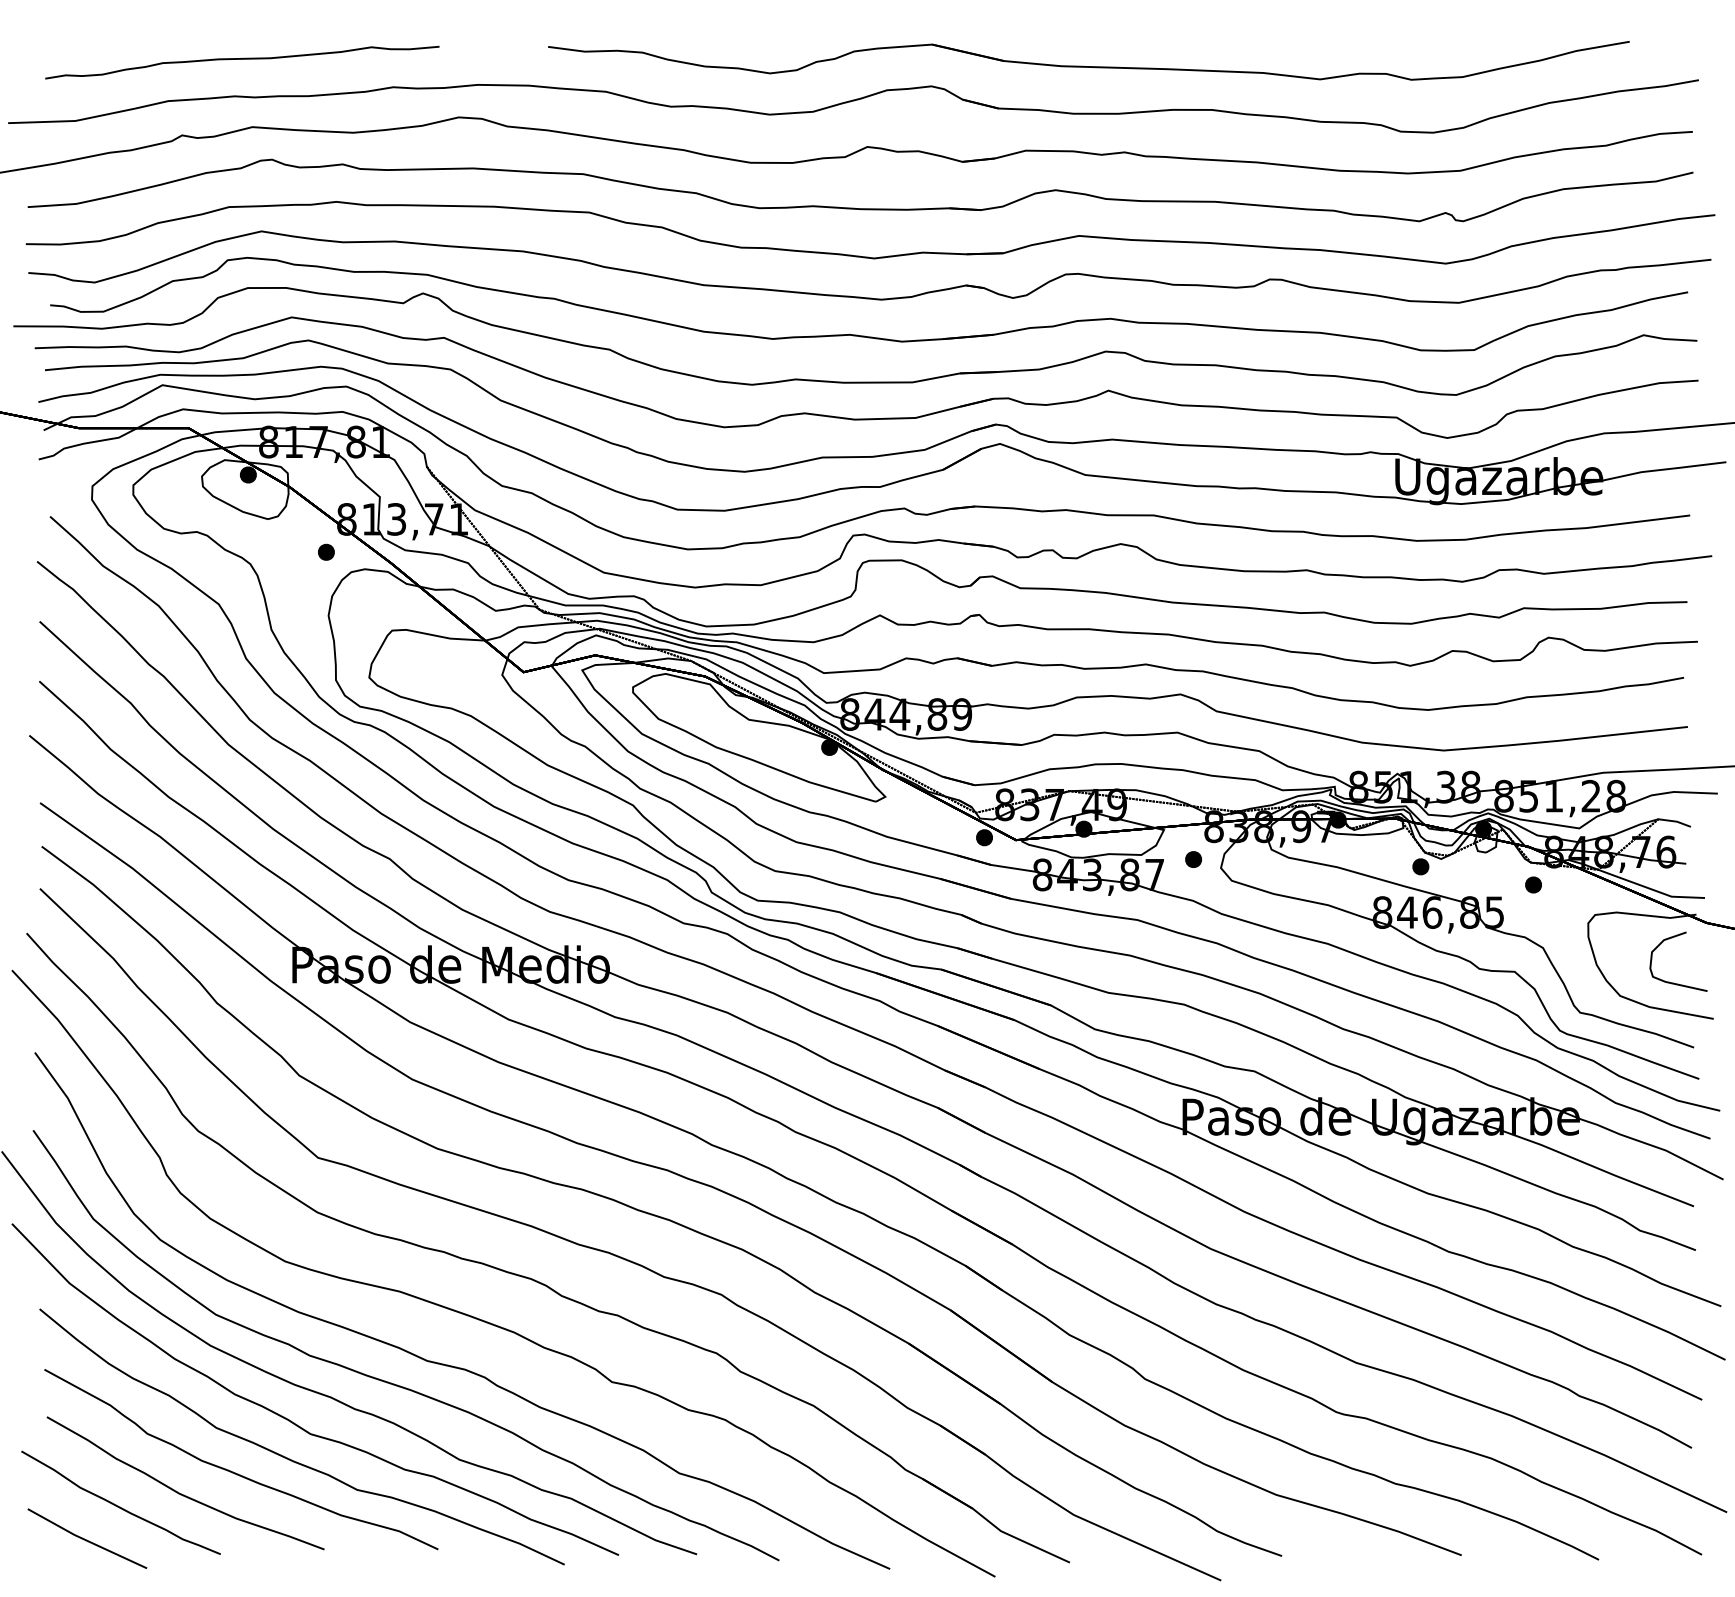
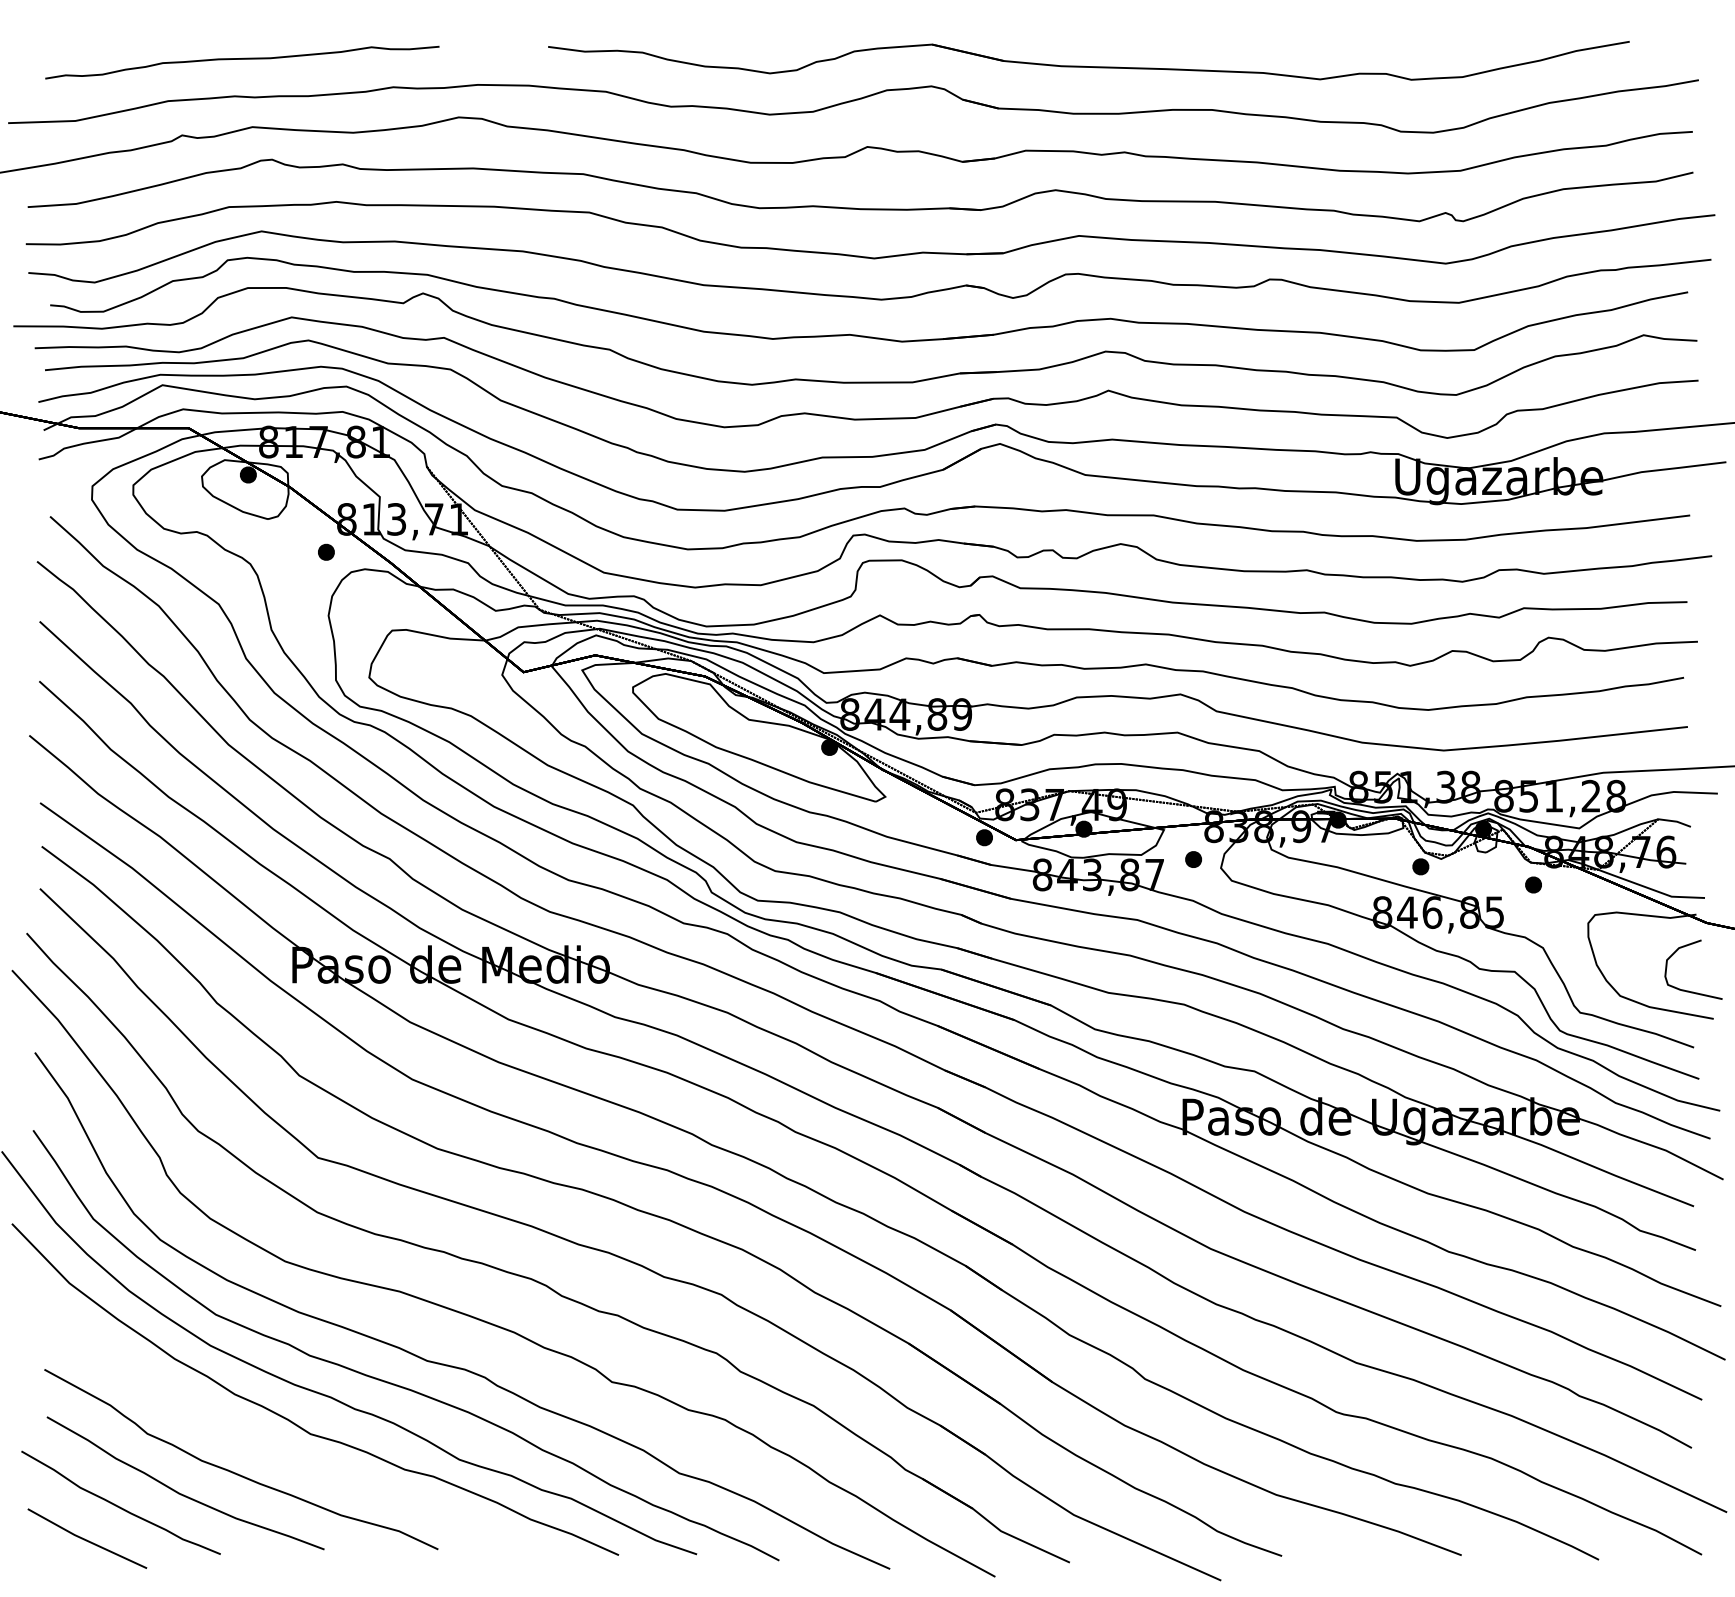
part position: (1673, 982) -> (1688, 990) (1688, 990)
part: present -> none (292, 1459)
